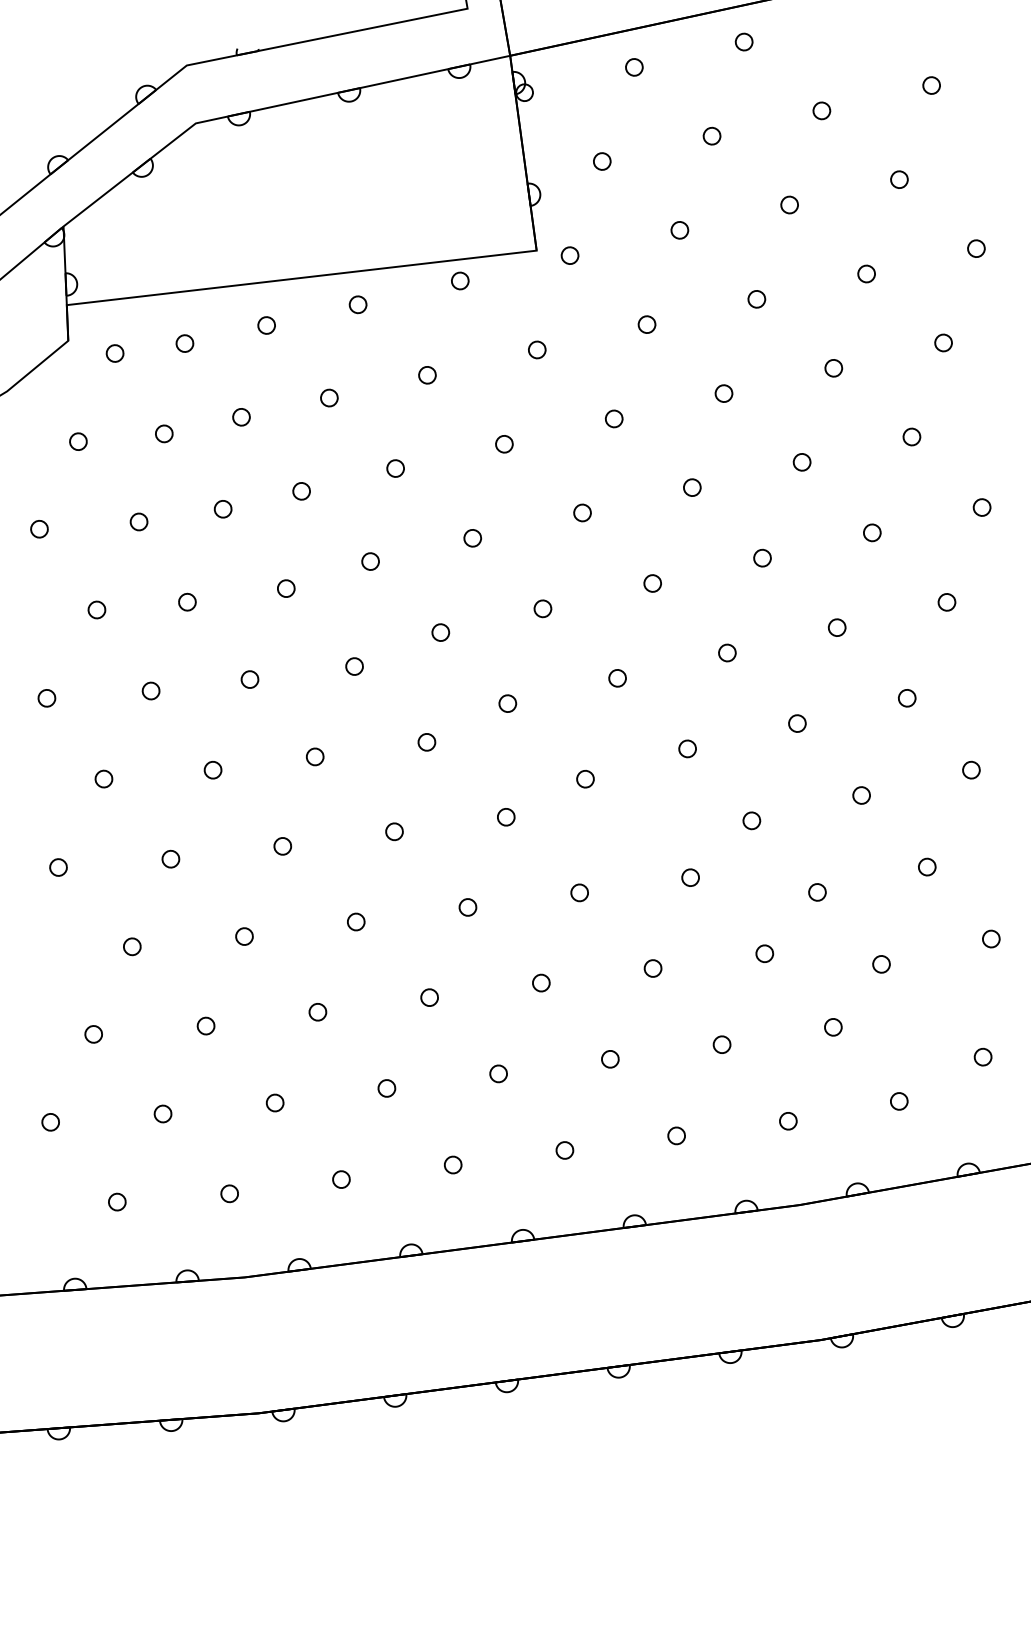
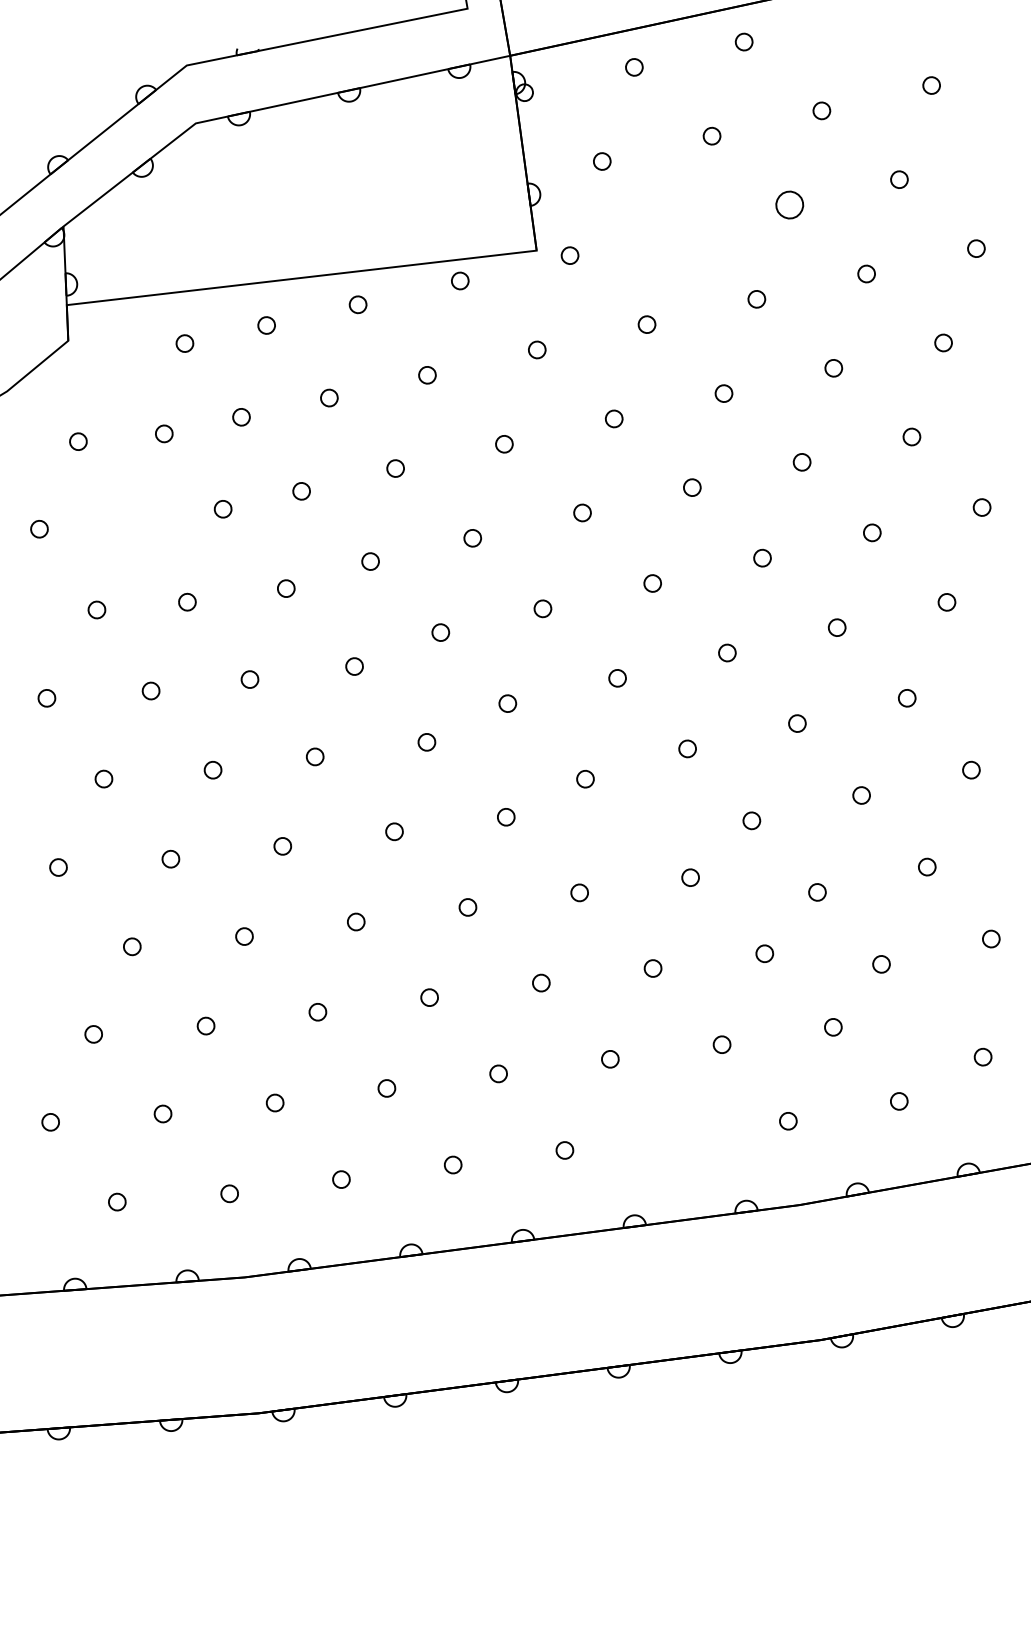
part size: 19x20 px -> 30x30 px (789, 204)
part: present -> none (679, 230)
part: present -> none (114, 353)
part: present -> none (138, 521)
part: present -> none (676, 1135)
